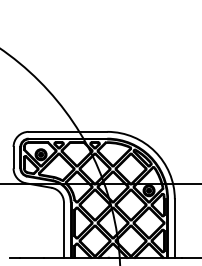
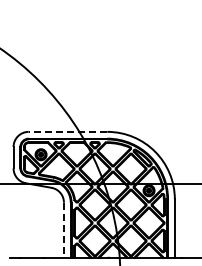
line: solid -> dashed (67, 131)
line: solid -> dashed (63, 230)
